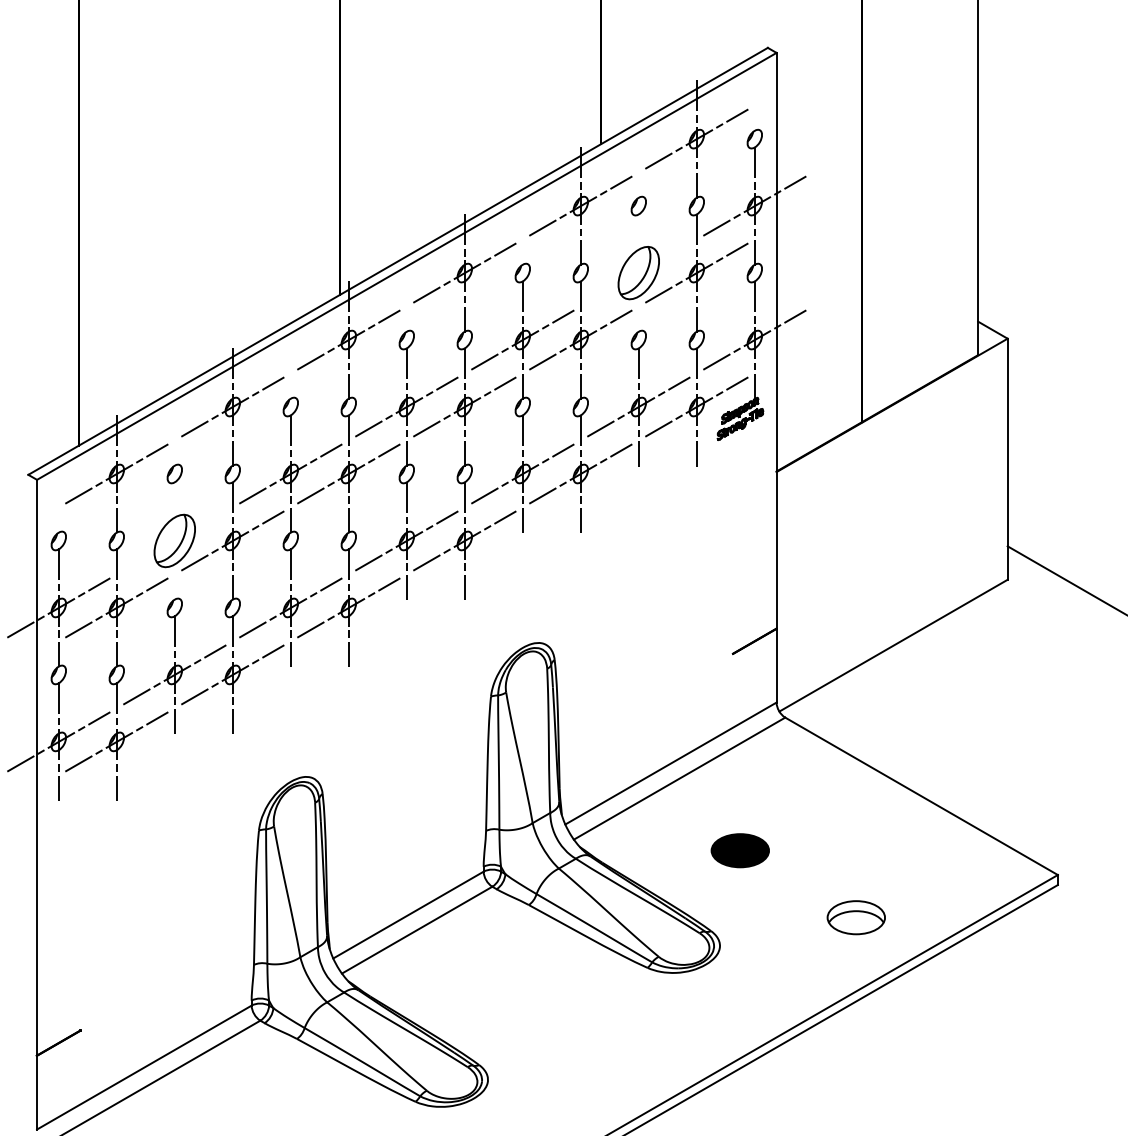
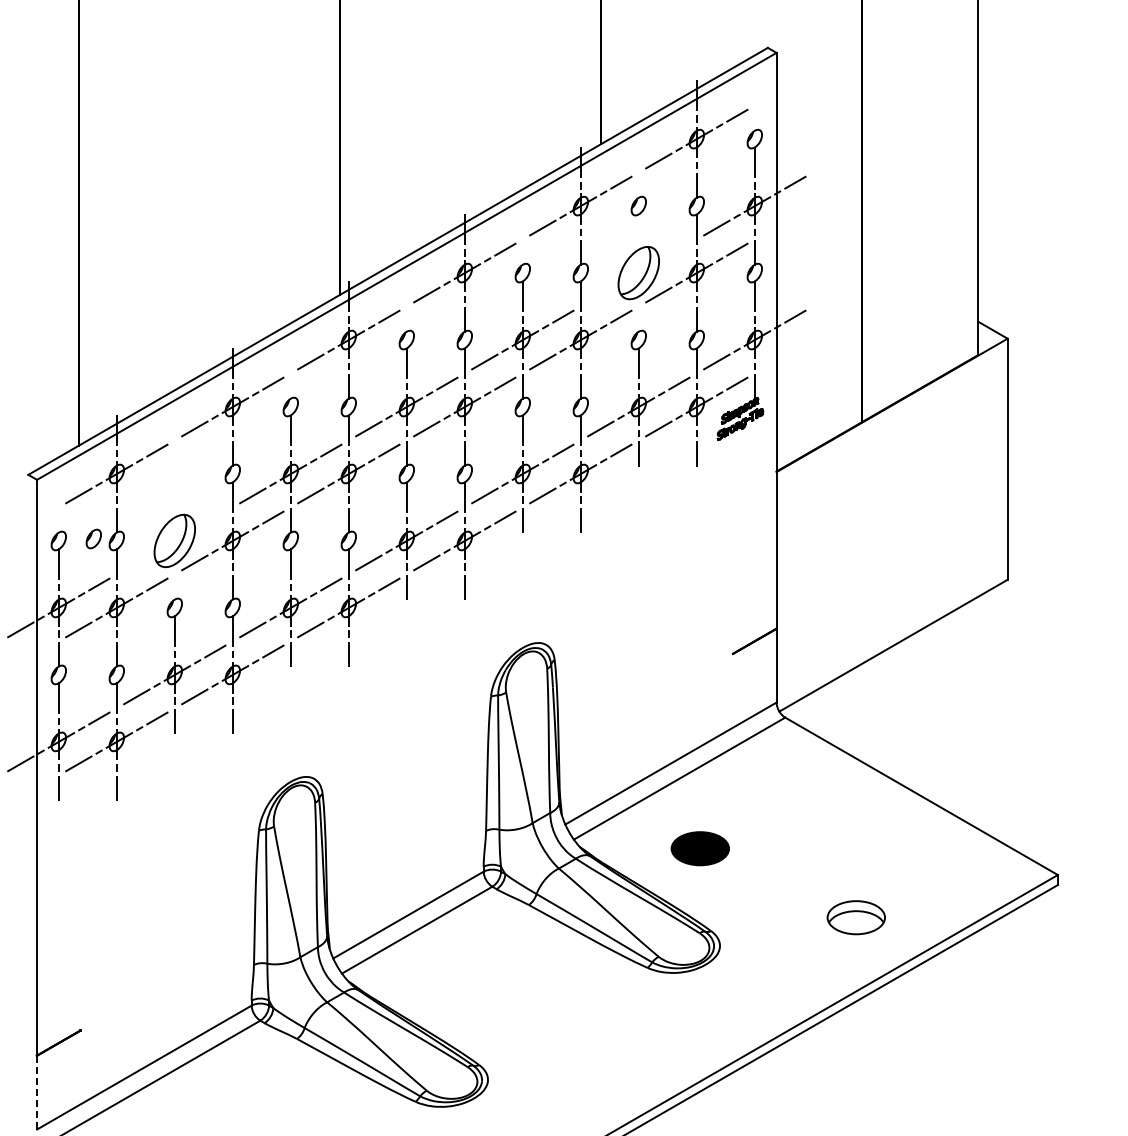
part position: (174, 473) -> (93, 538) (93, 538)
line: present -> none (1065, 579)
part position: (739, 850) -> (699, 848) (699, 848)
line: solid -> dashed (37, 1092)
